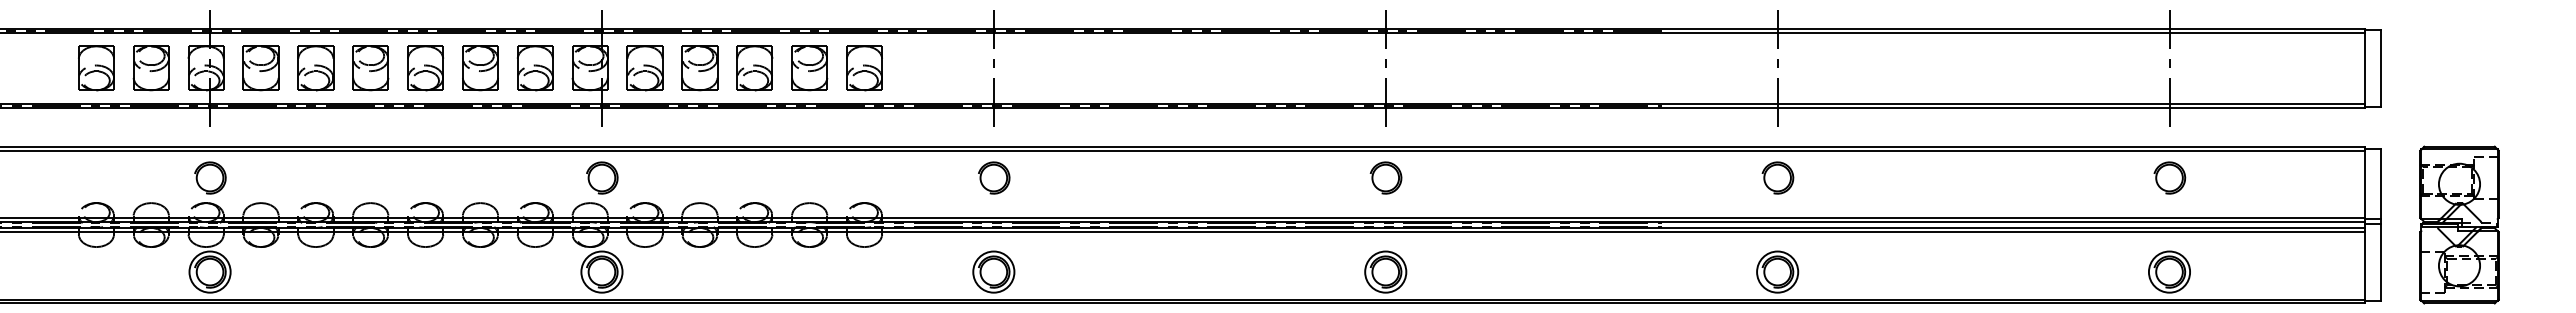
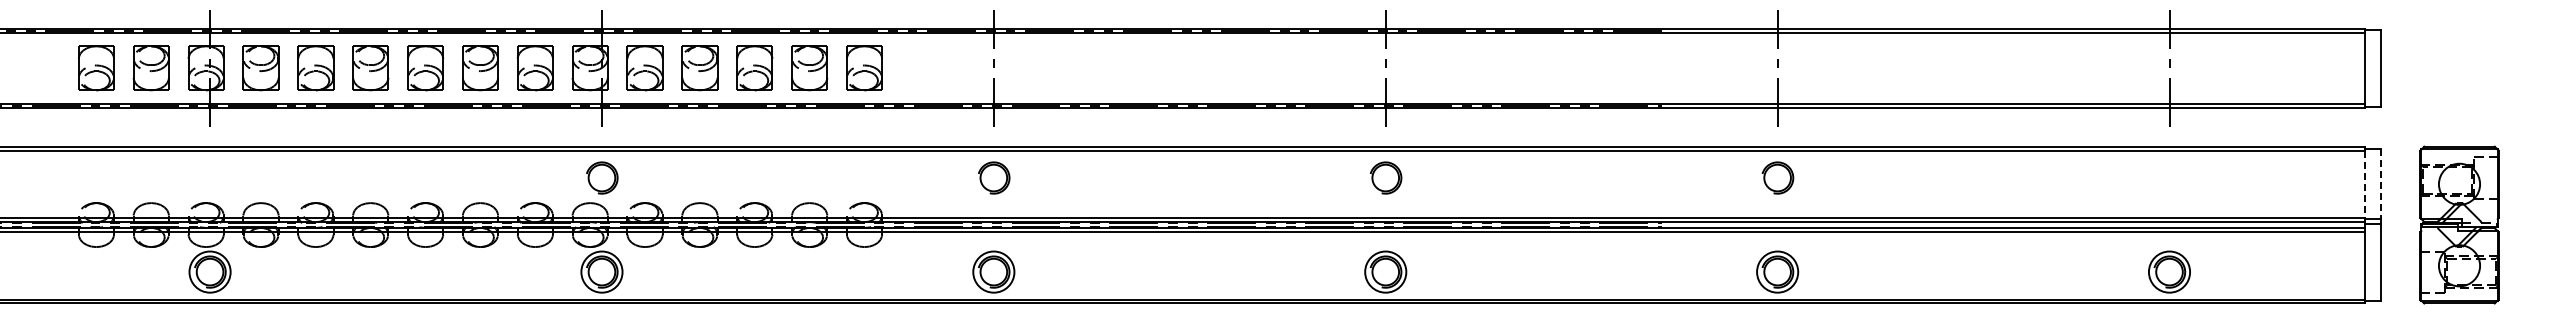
part: present -> none (210, 177)
part: present -> none (2169, 177)
line: solid -> dashed (2381, 183)
line: solid -> dashed (2365, 184)
